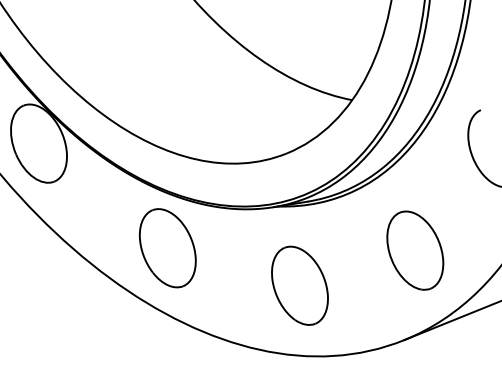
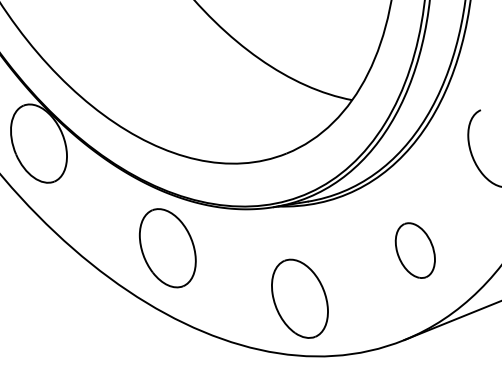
part size: 59x81 px -> 42x57 px (414, 250)
part position: (299, 285) -> (299, 298) (299, 298)
